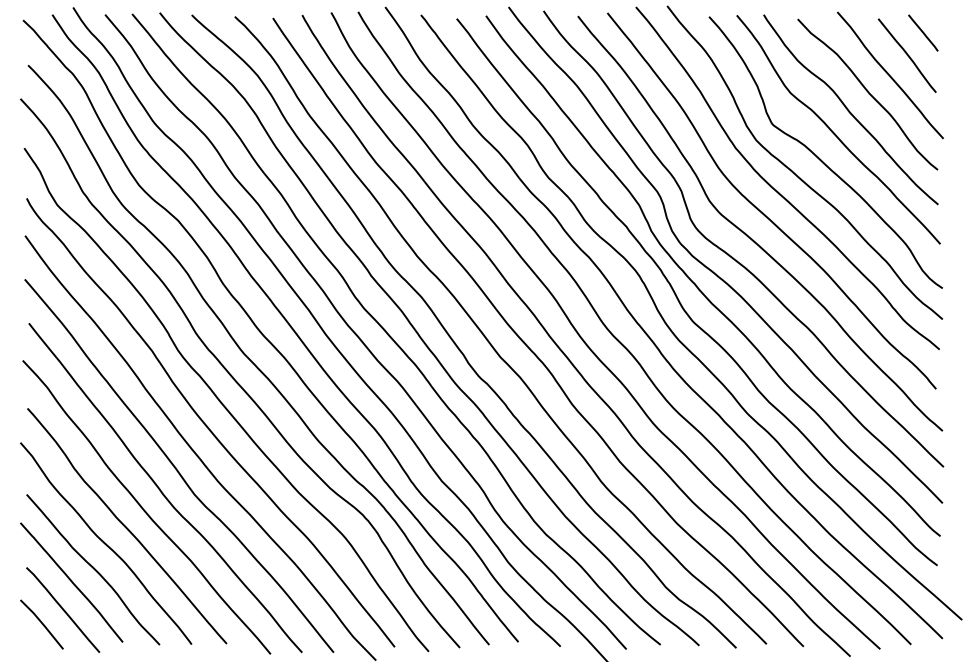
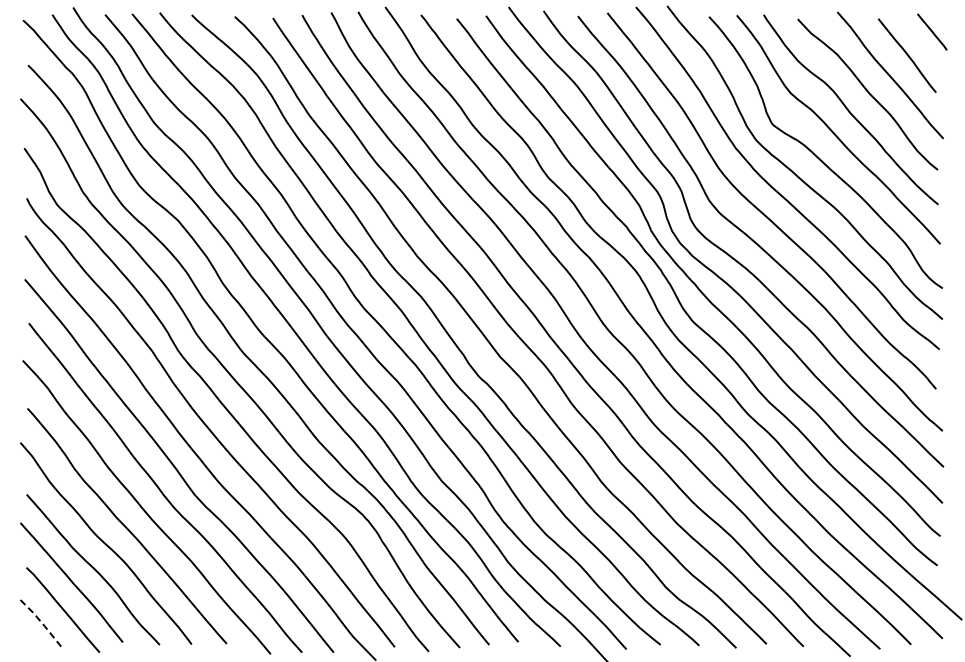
line position: (923, 32) -> (932, 31) (932, 31)
line: solid -> dashed (42, 624)
